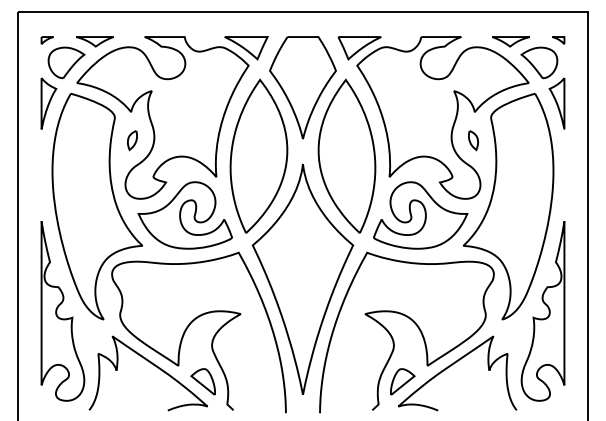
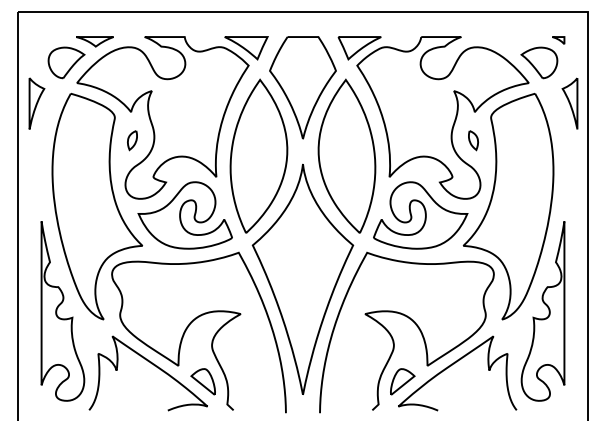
part: present -> none (46, 40)
part: present -> none (510, 41)
part position: (48, 103) -> (36, 103) (36, 103)
part position: (556, 103) -> (569, 103) (569, 103)
